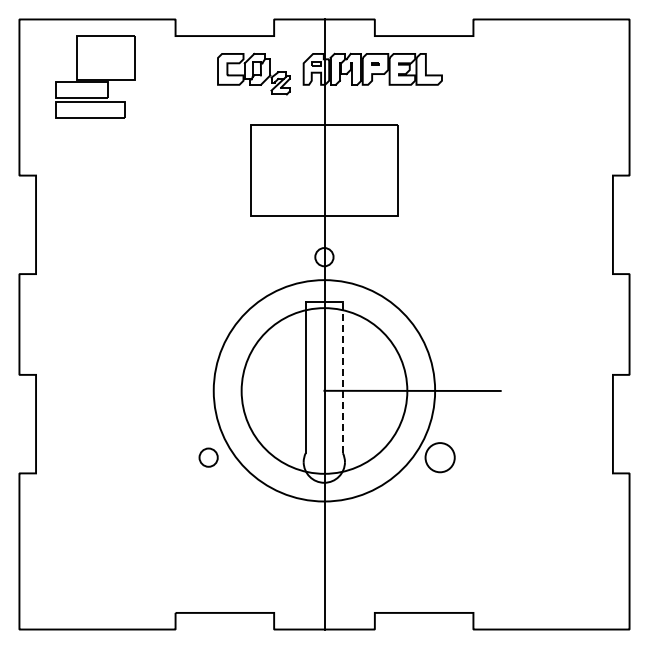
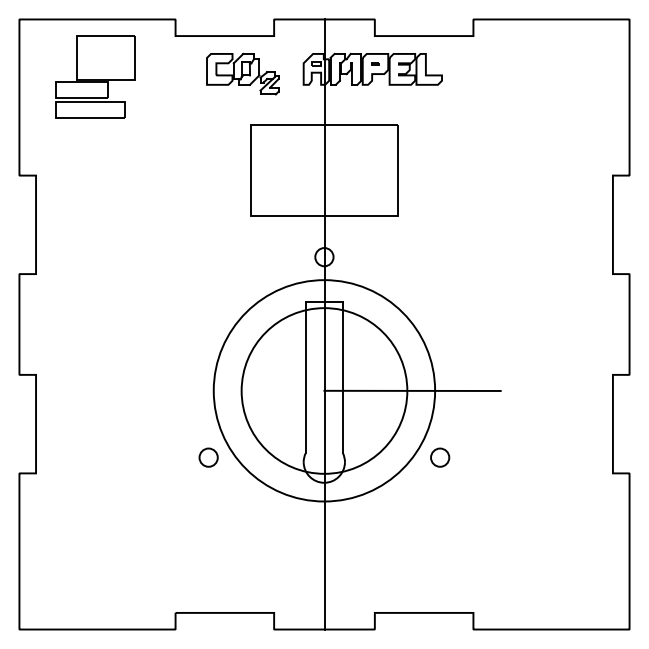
part position: (253, 73) -> (242, 73) (242, 73)
line: dashed -> solid (342, 377)
circle diameter: 29 px -> 18 px (440, 457)
